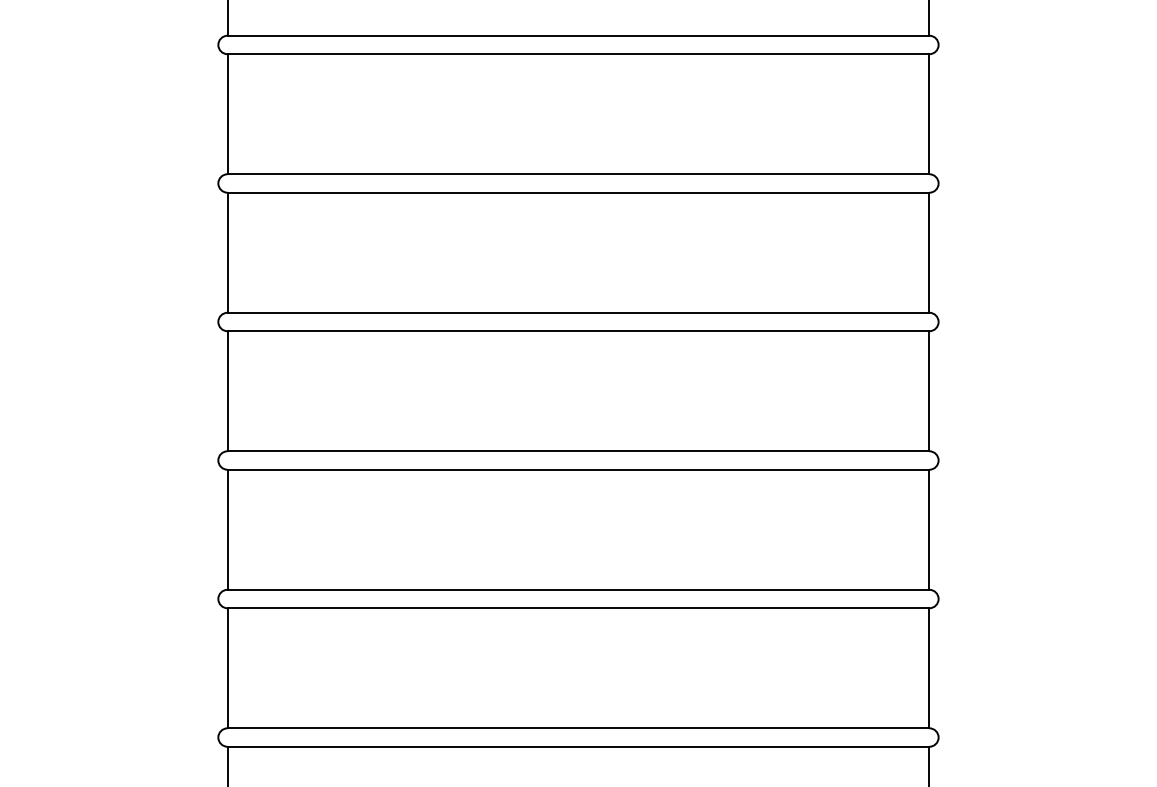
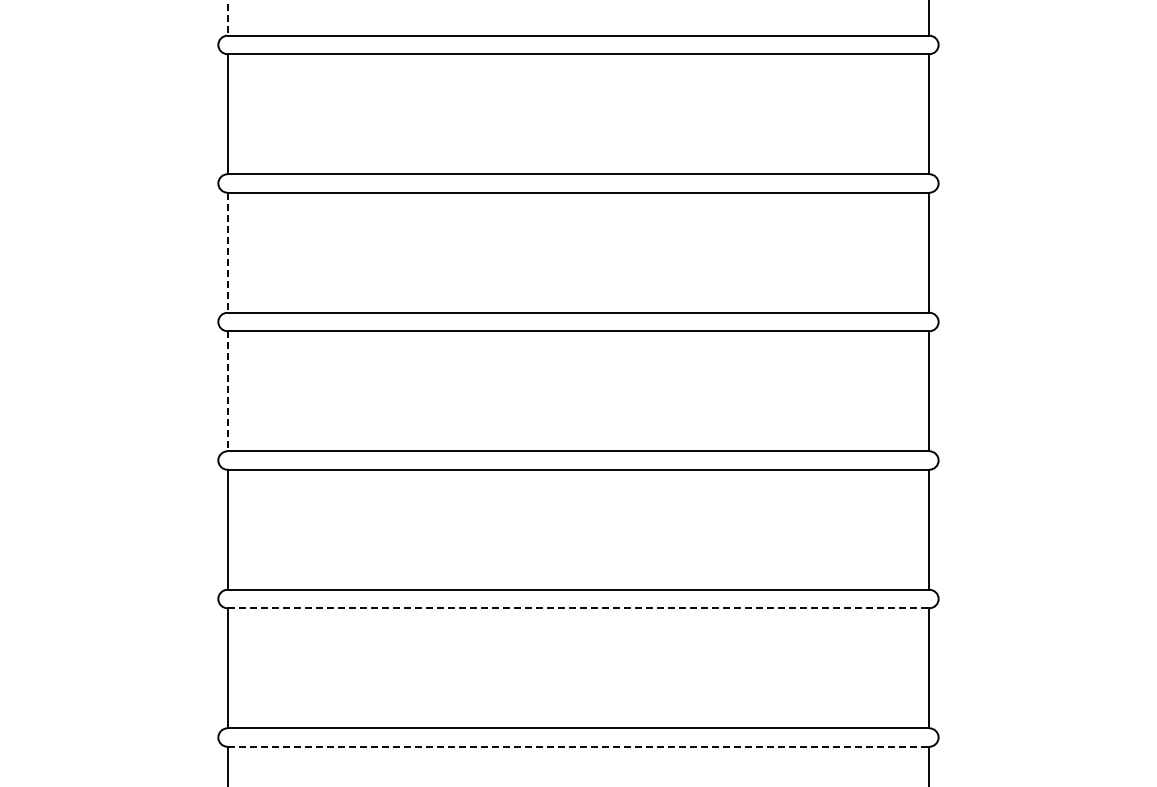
line: solid -> dashed (227, 17)
line: solid -> dashed (227, 253)
line: solid -> dashed (227, 391)
line: solid -> dashed (578, 608)
line: solid -> dashed (578, 746)
